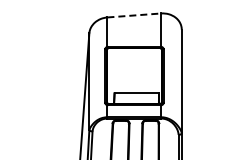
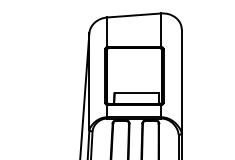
line: dashed -> solid (134, 15)
